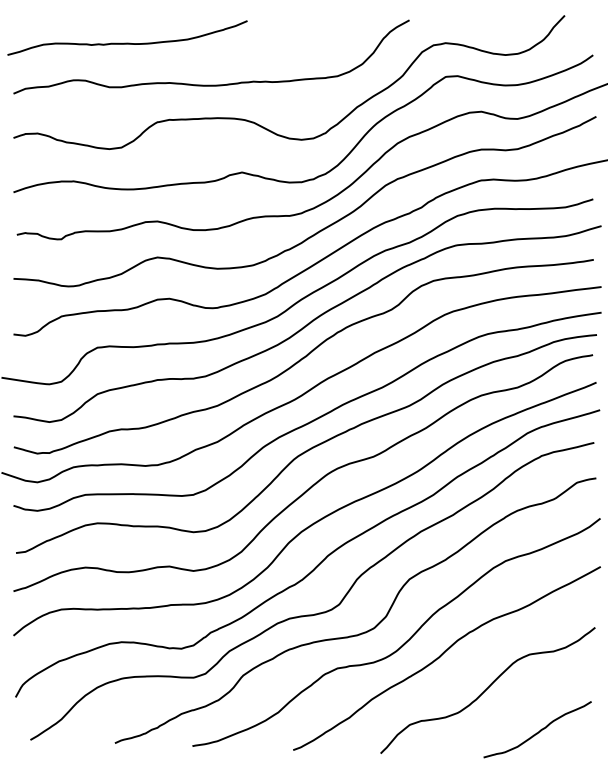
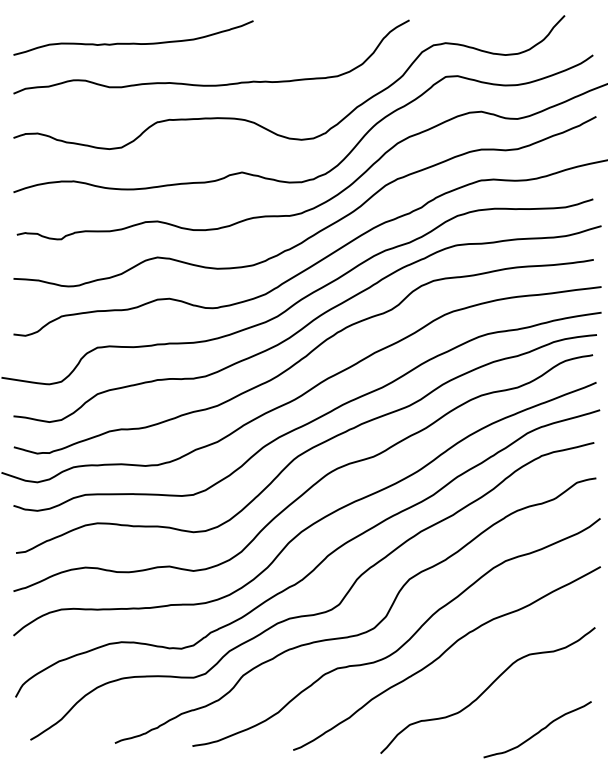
curve position: (127, 42) -> (133, 42) (133, 42)
